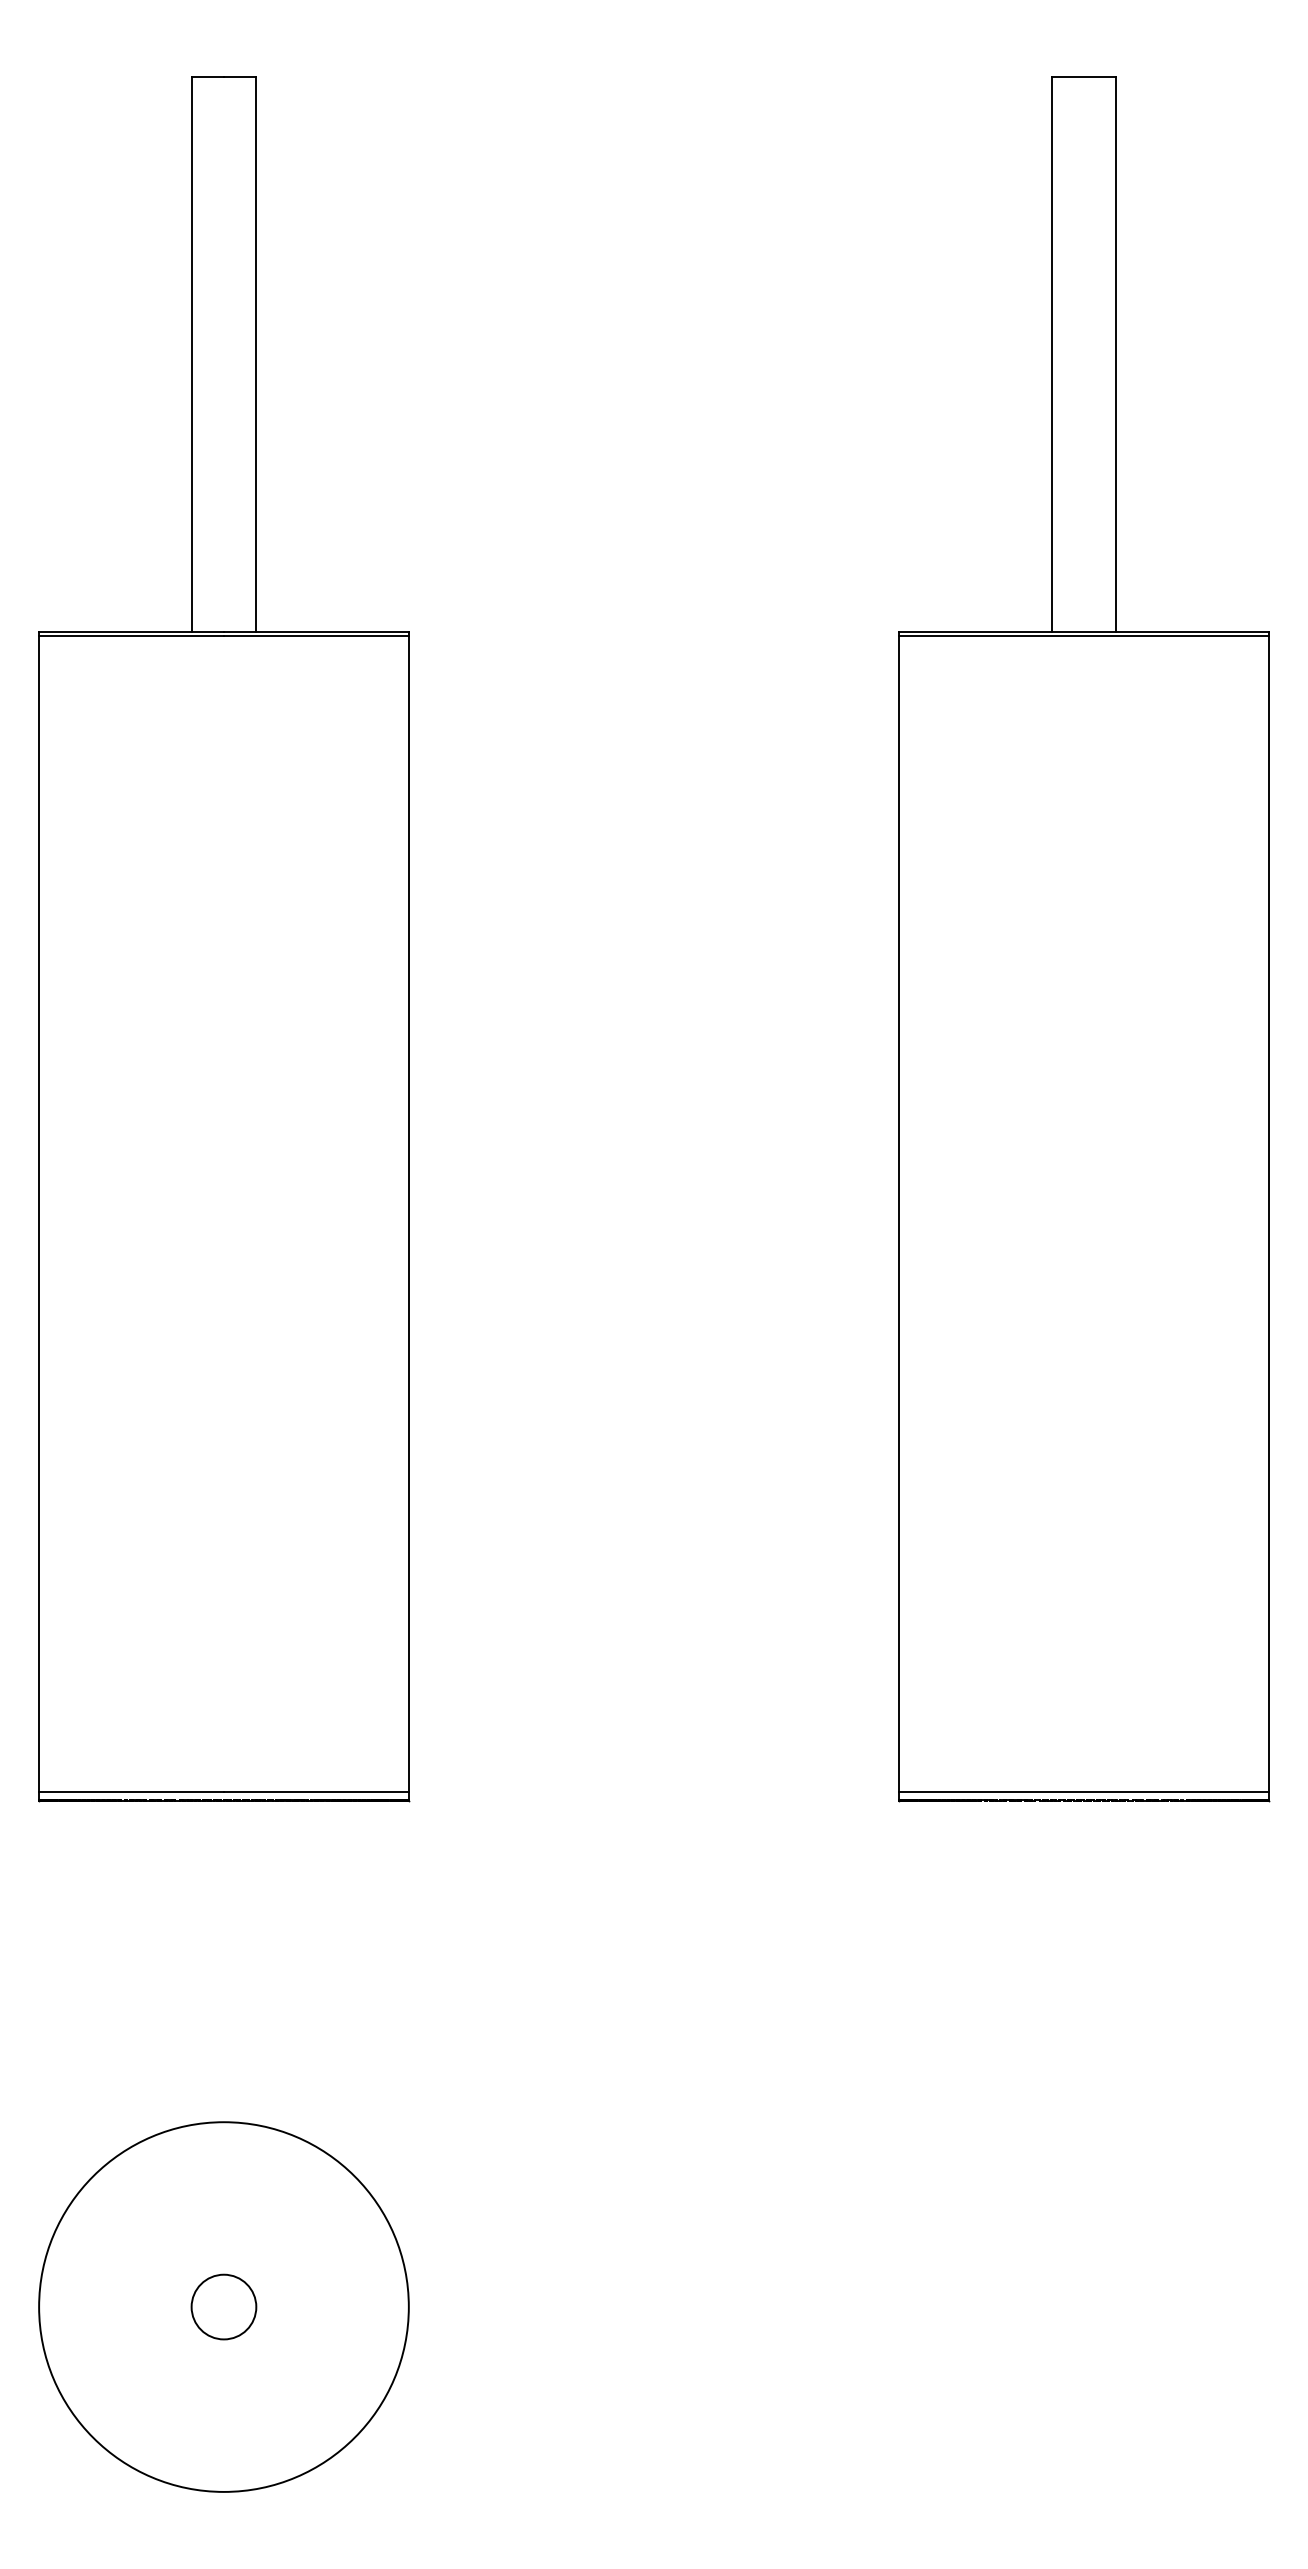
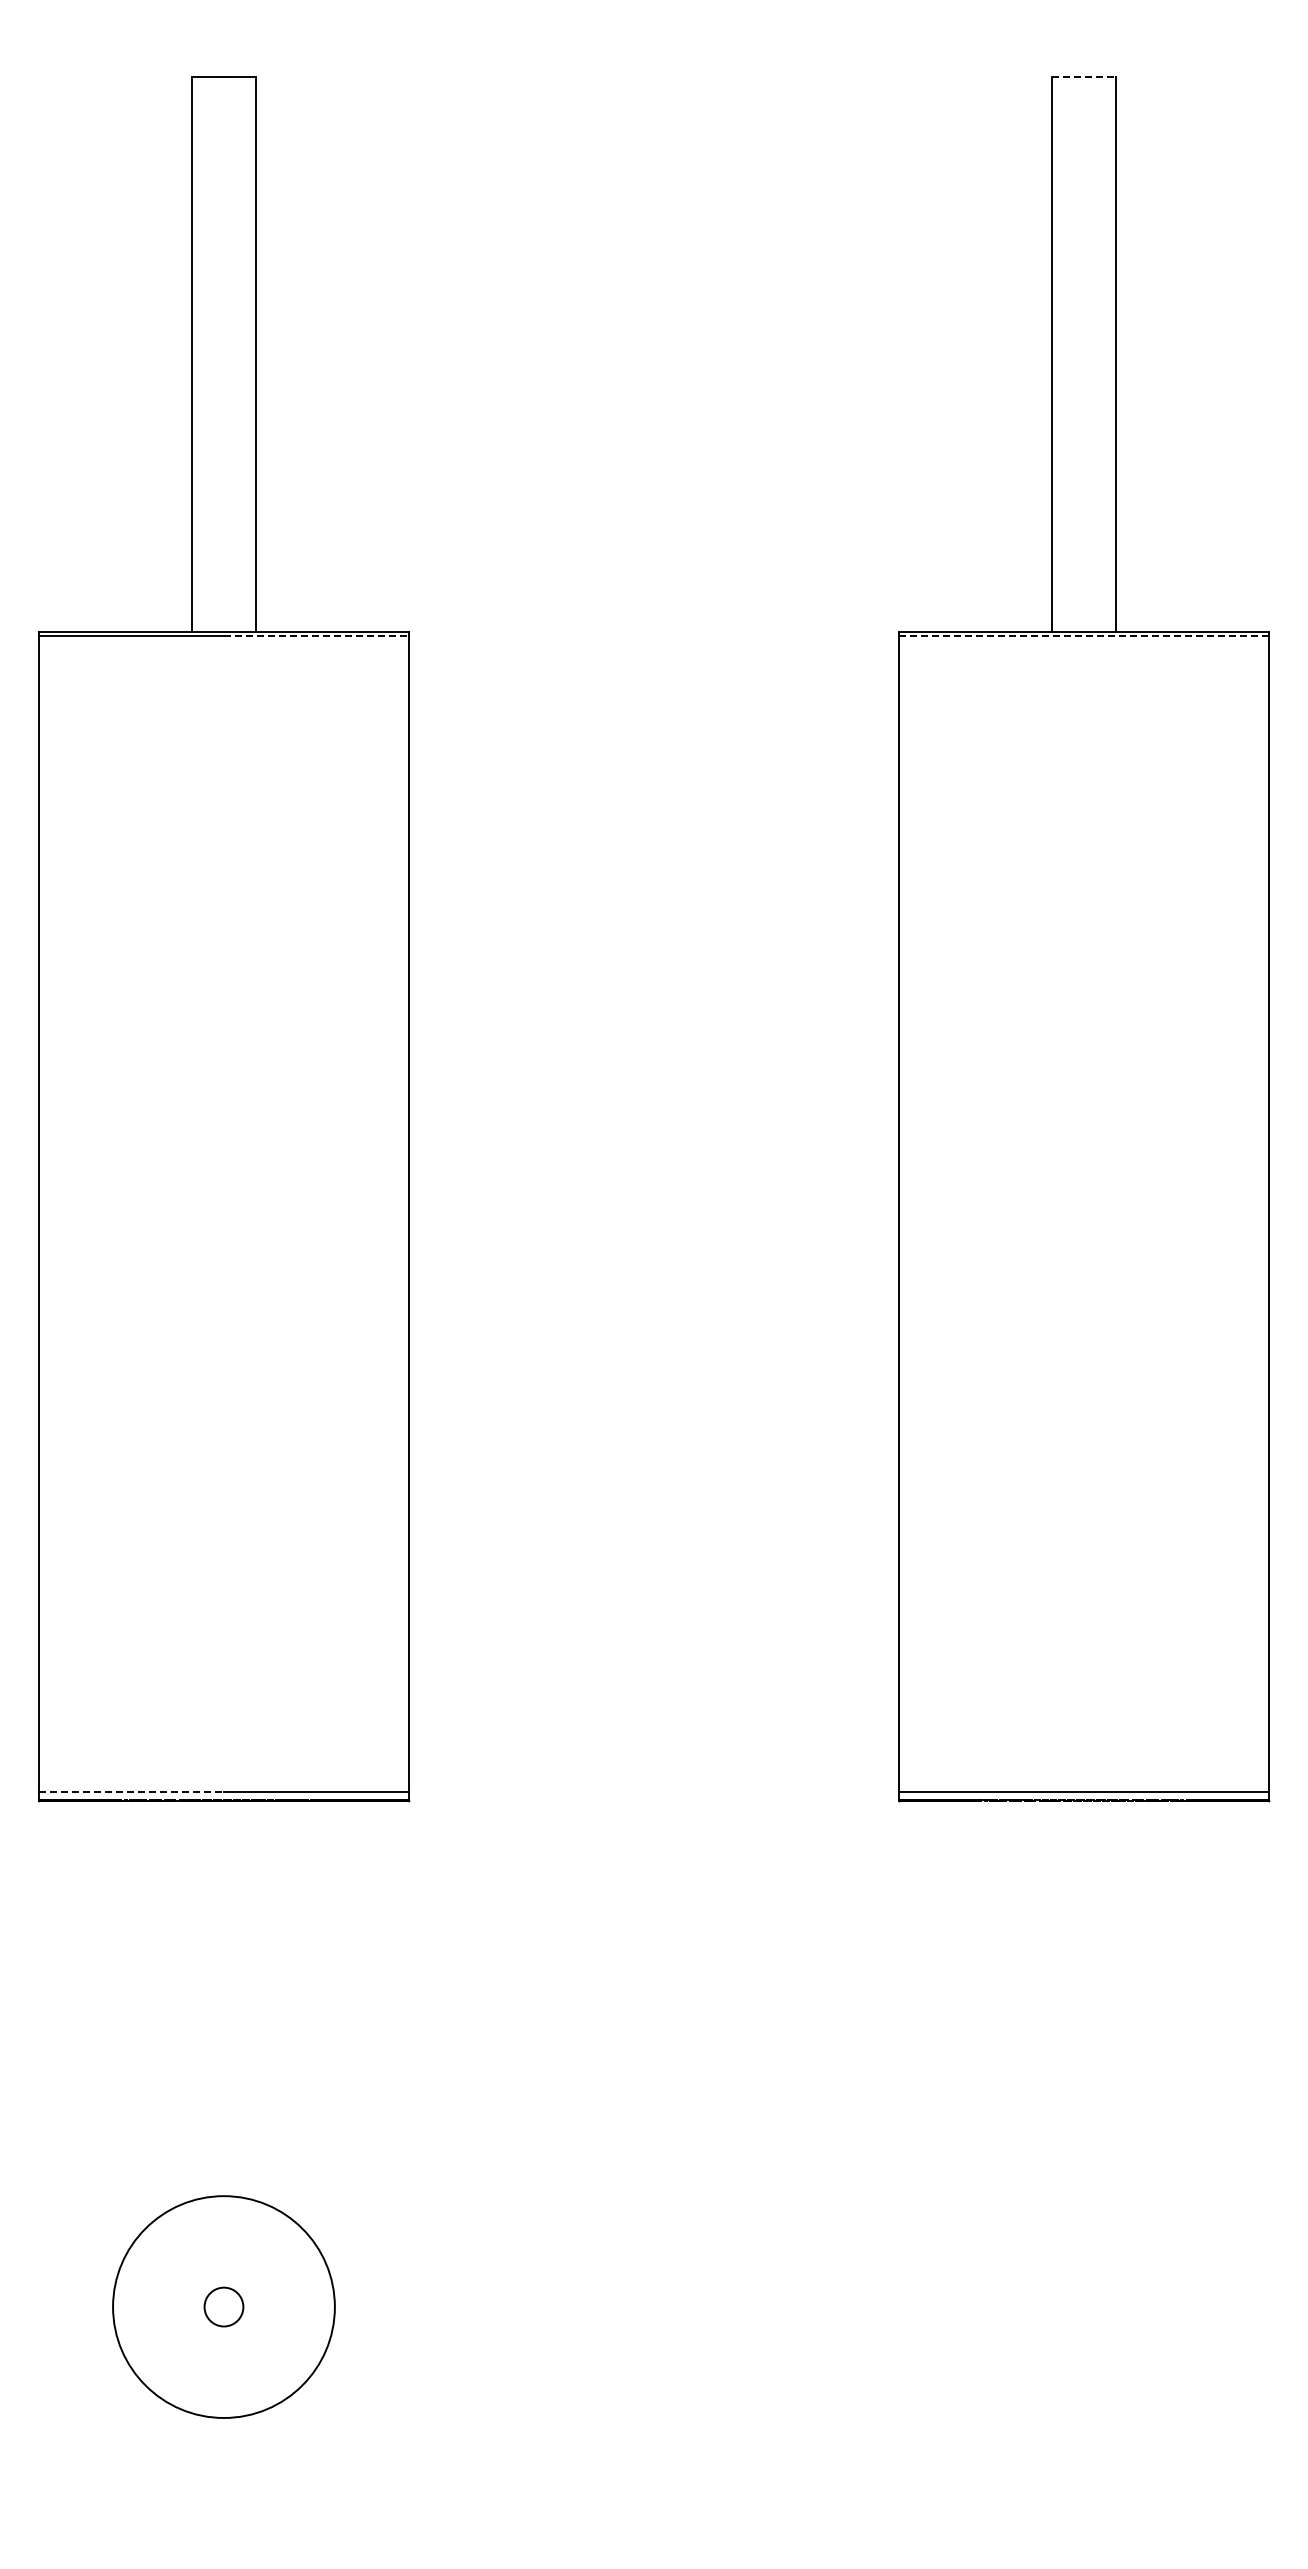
line: solid -> dashed (1084, 77)
line: solid -> dashed (316, 636)
line: solid -> dashed (1084, 636)
line: solid -> dashed (132, 1791)
circle diameter: 370 px -> 222 px (223, 2306)
circle diameter: 65 px -> 39 px (223, 2306)
